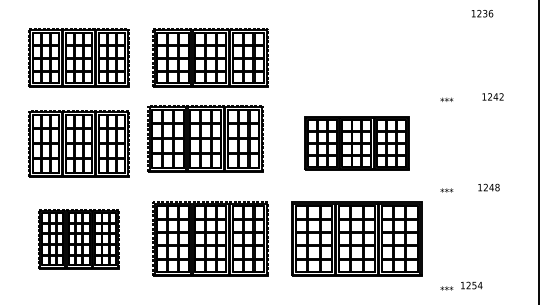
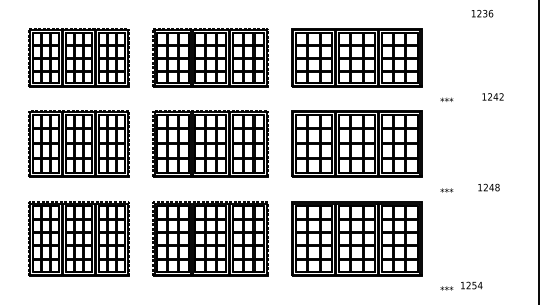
part: none -> present (356, 57)
part position: (205, 138) -> (210, 143) (210, 143)
part size: 106x55 px -> 132x68 px (356, 143)
part size: 82x61 px -> 102x76 px (78, 238)
